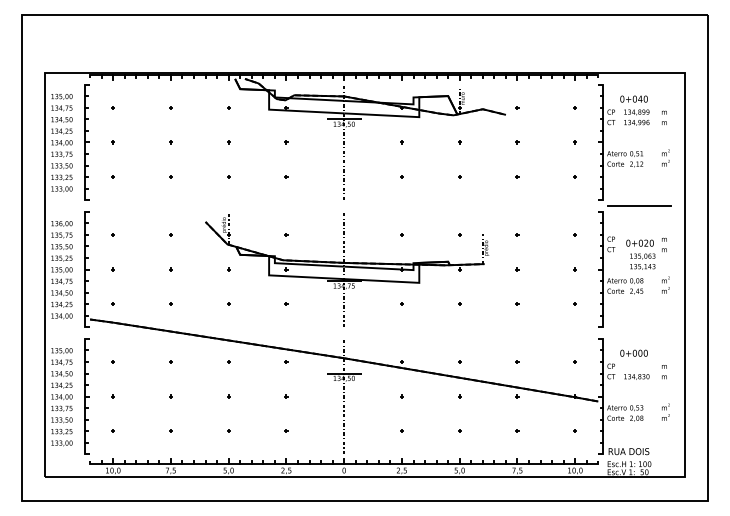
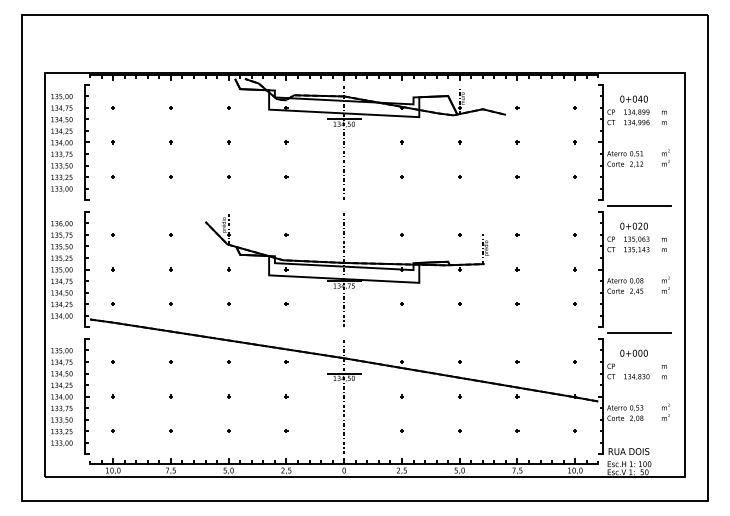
text position: (640, 254) -> (634, 237) (634, 237)
line: none -> present (639, 333)
